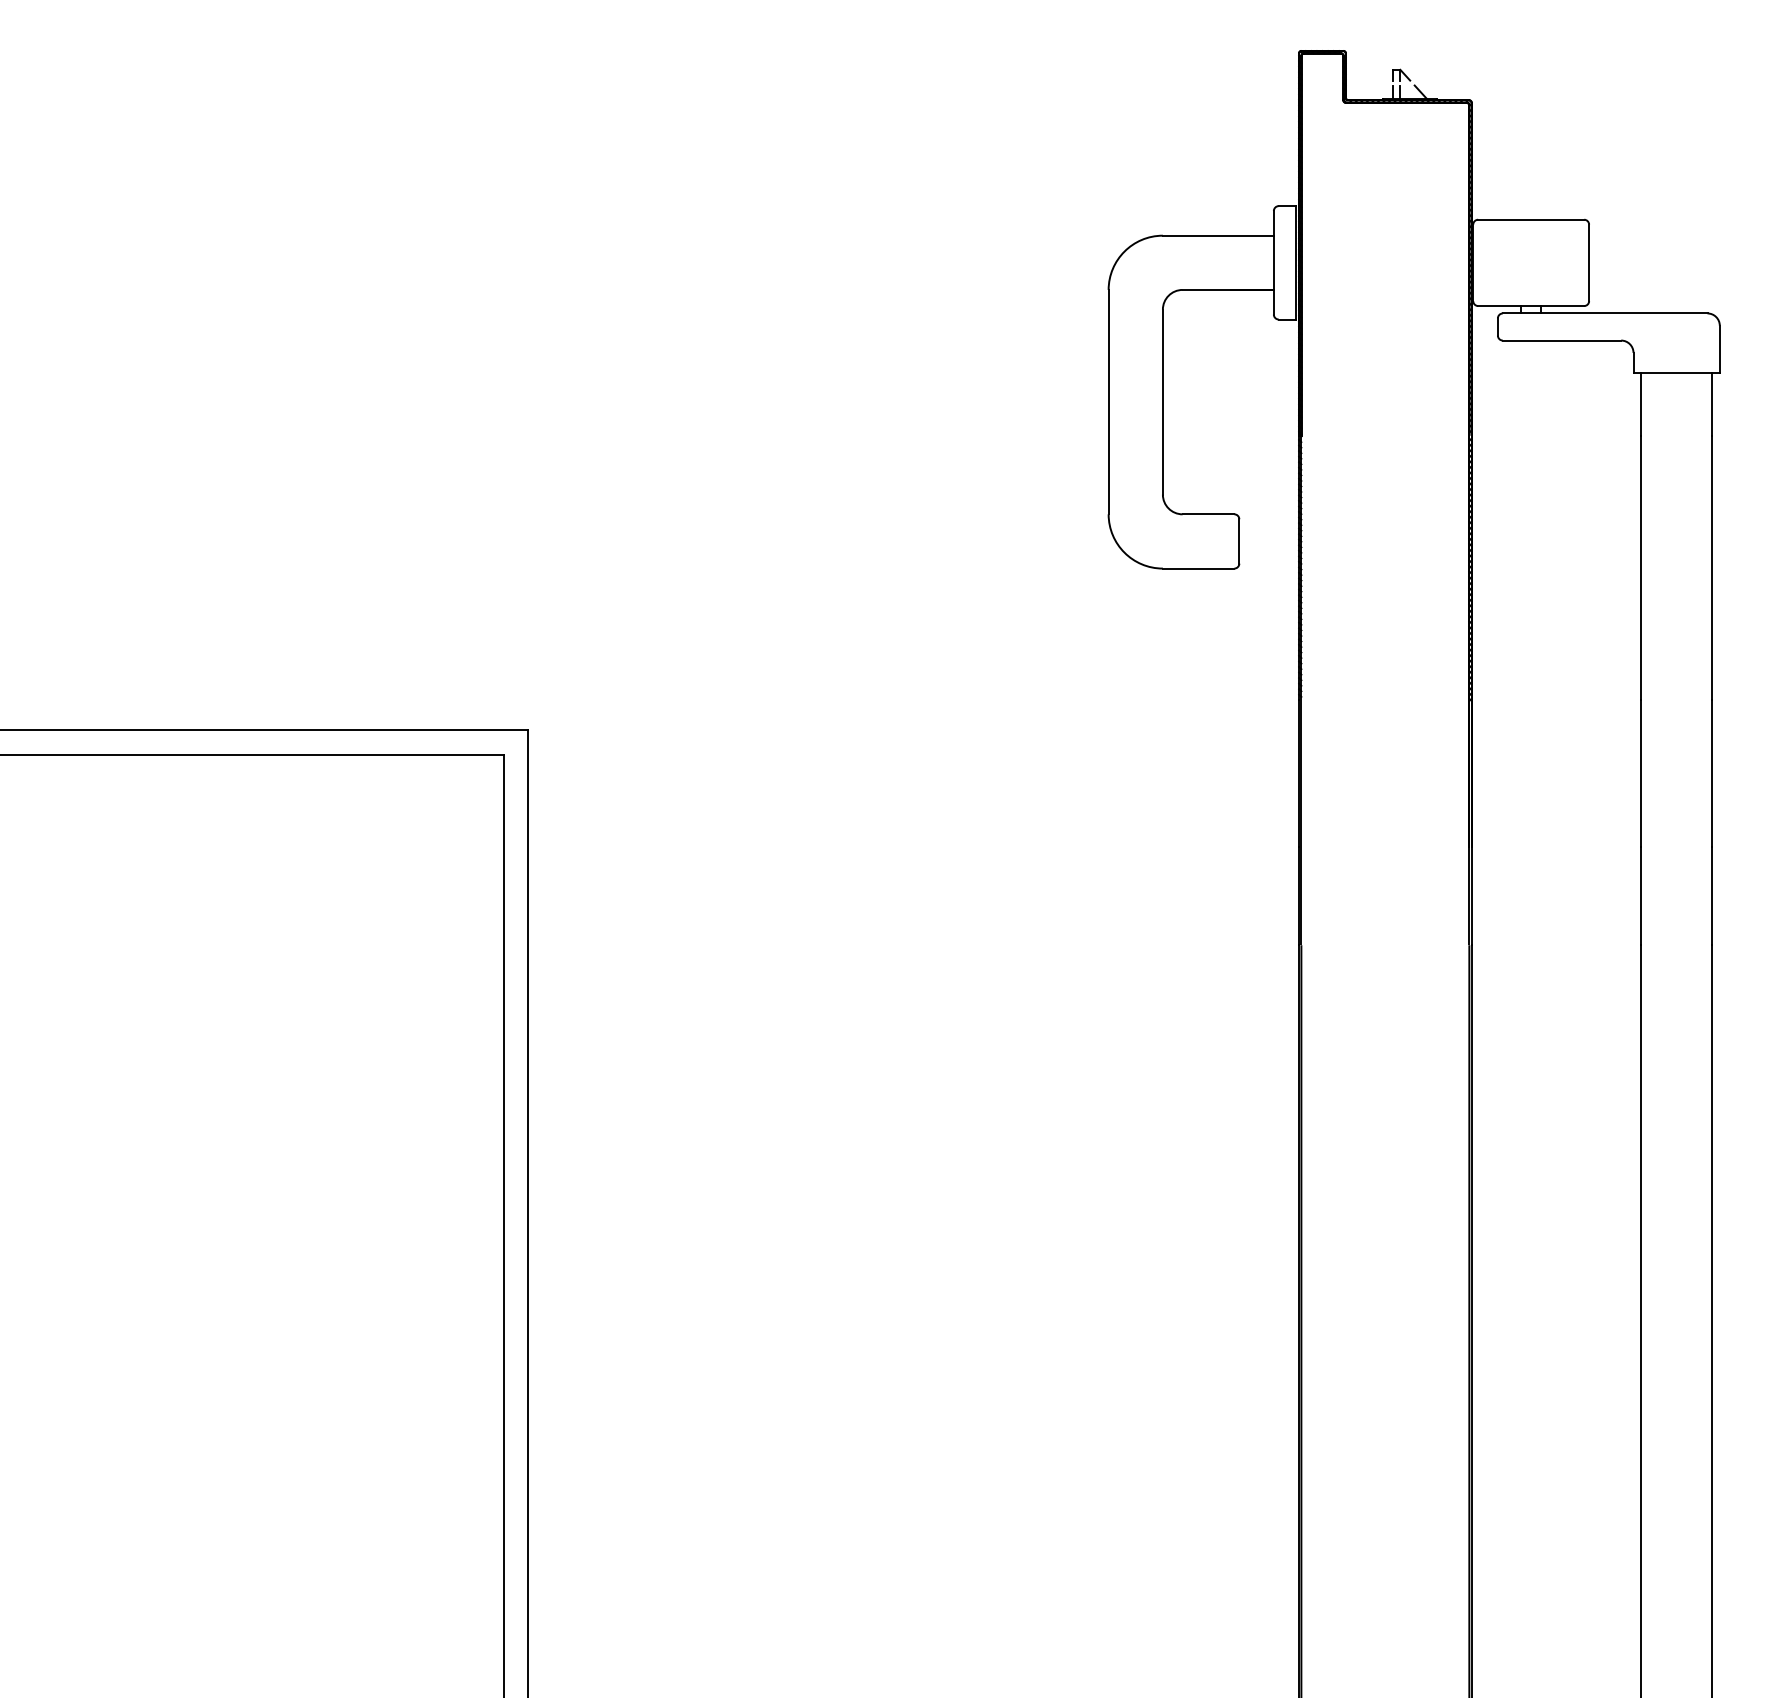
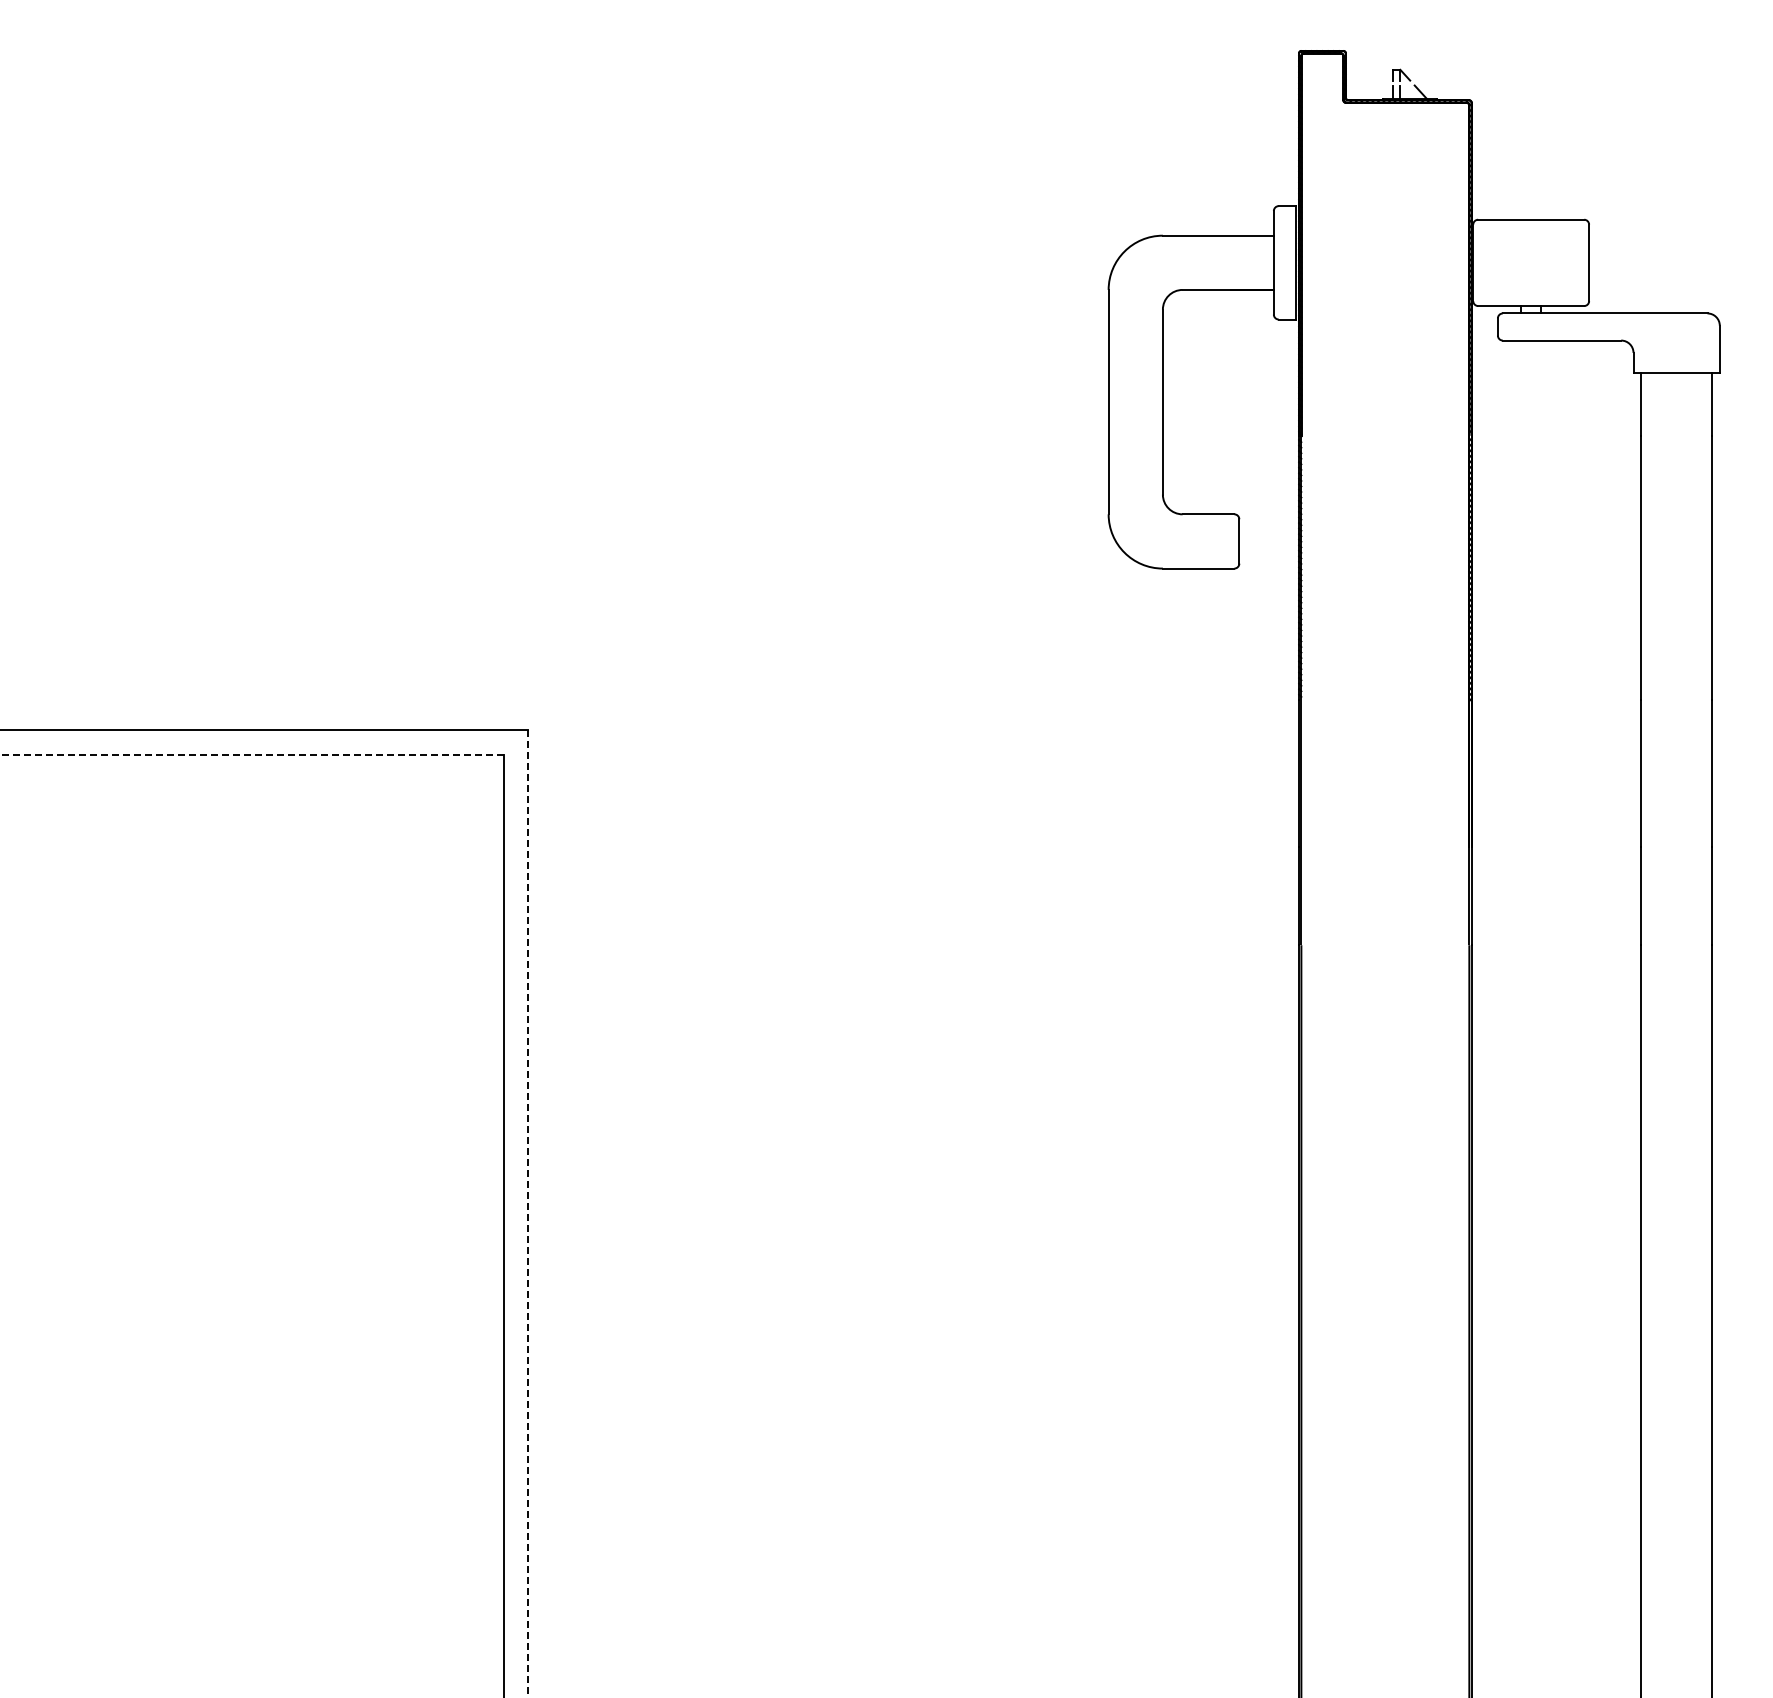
line: solid -> dashed (251, 754)
line: solid -> dashed (528, 1213)
